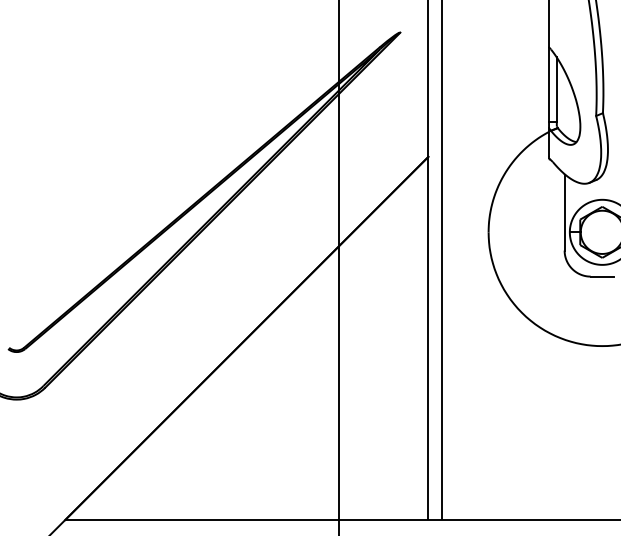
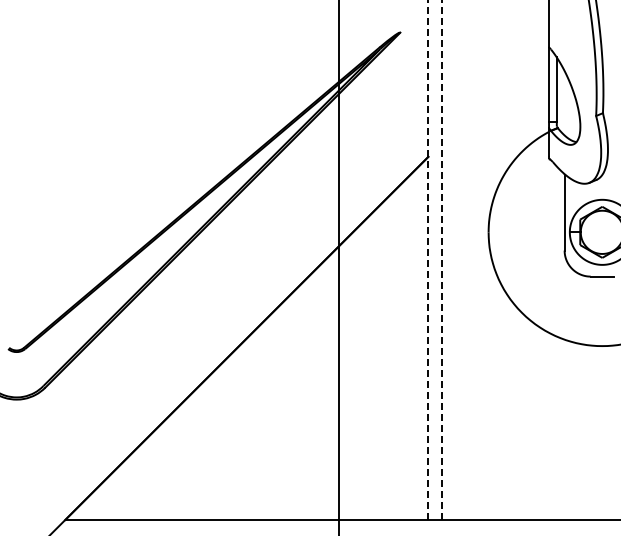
line: solid -> dashed (428, 260)
line: solid -> dashed (441, 260)
